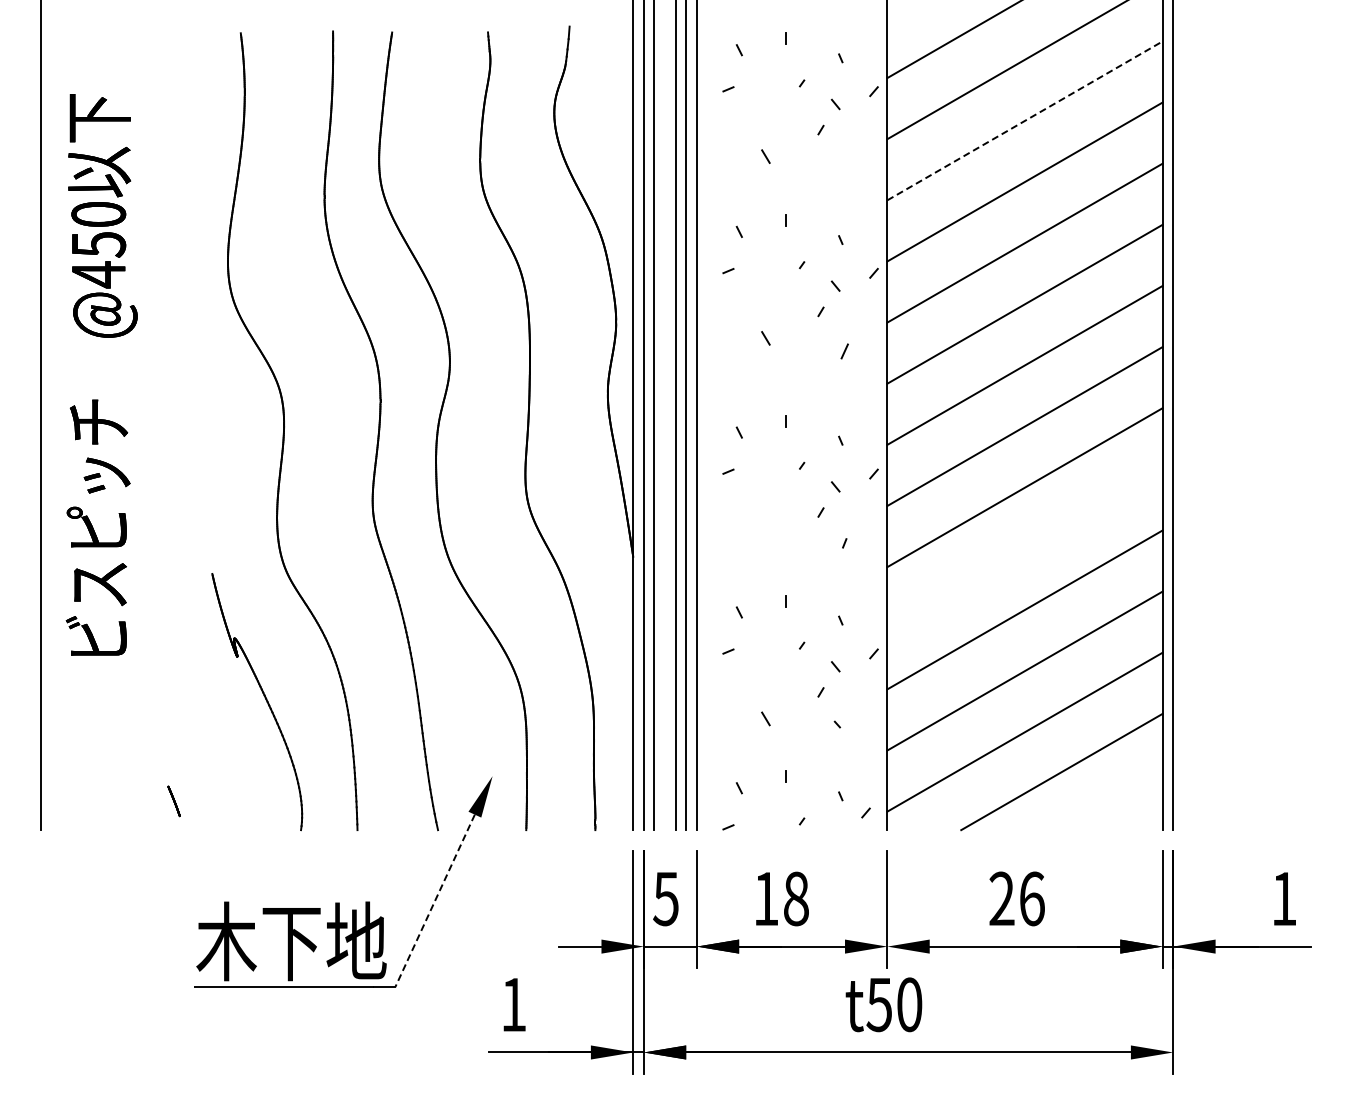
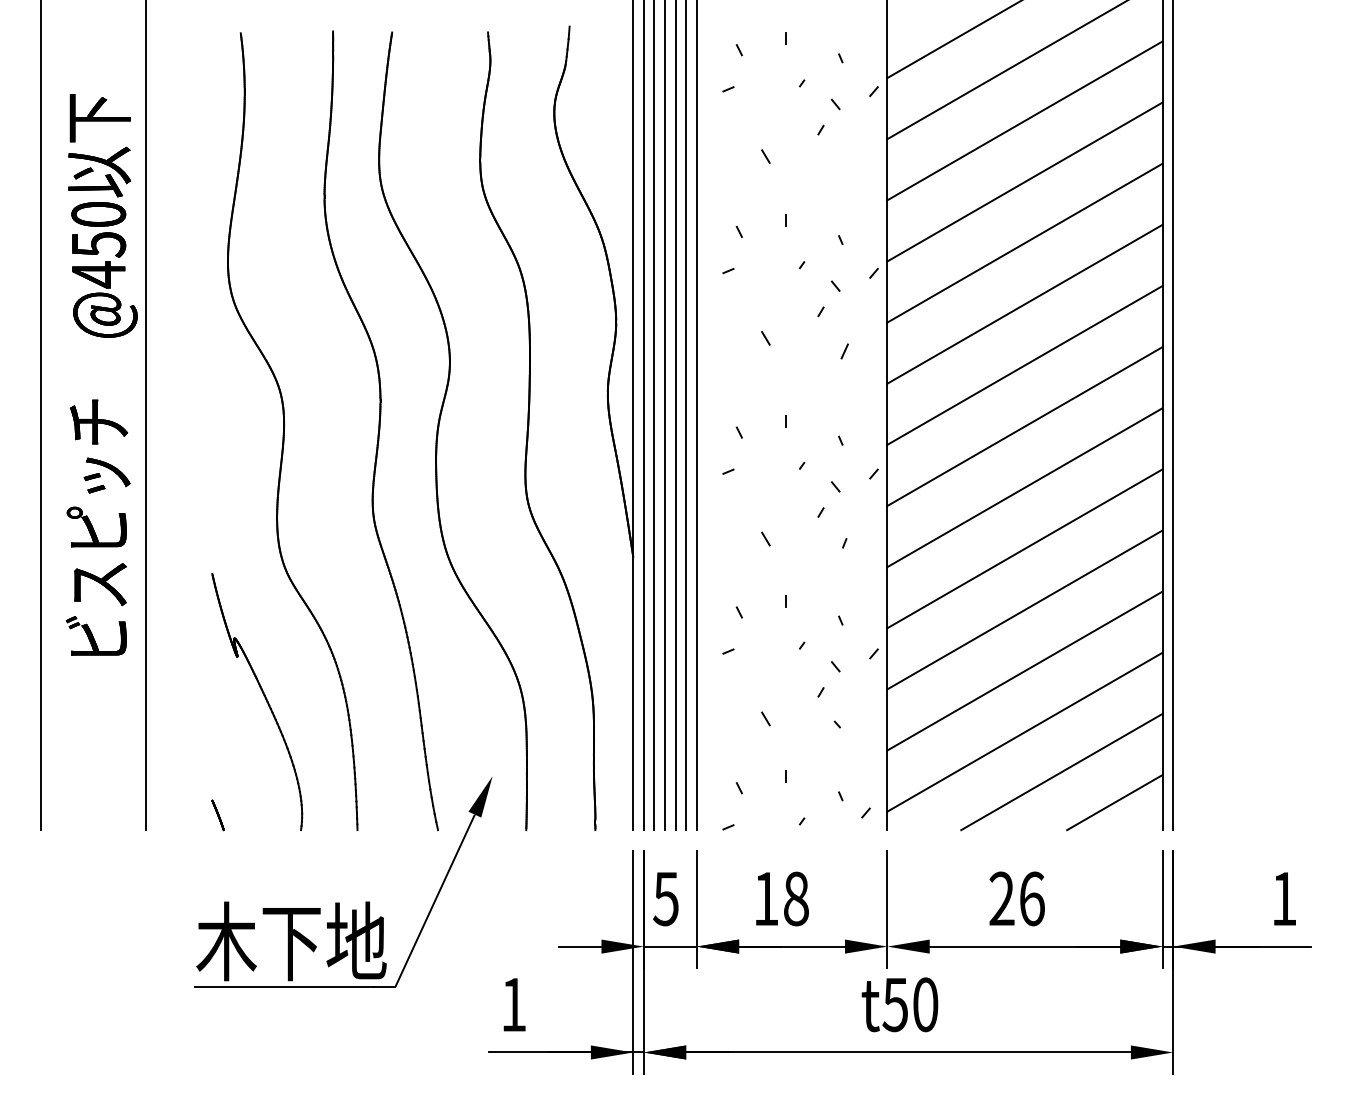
line: dashed -> solid (1025, 120)
line: none -> present (146, 416)
line: none -> present (665, 416)
line: none -> present (765, 538)
line: none -> present (1024, 548)
line position: (173, 801) -> (217, 815) (217, 815)
line: none -> present (1114, 802)
line: dashed -> solid (435, 900)
text position: (883, 1004) -> (899, 1004) (899, 1004)
